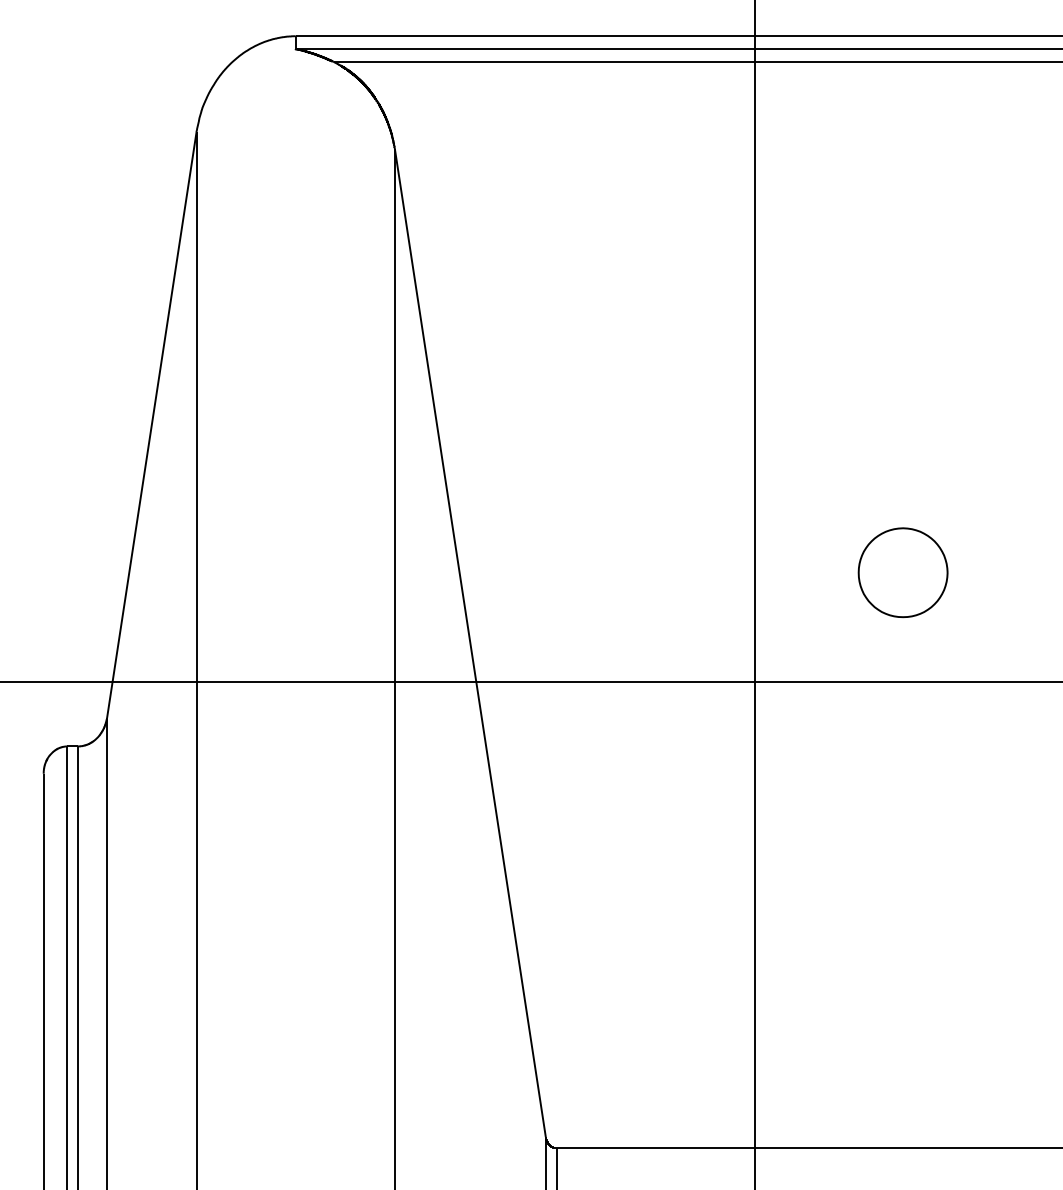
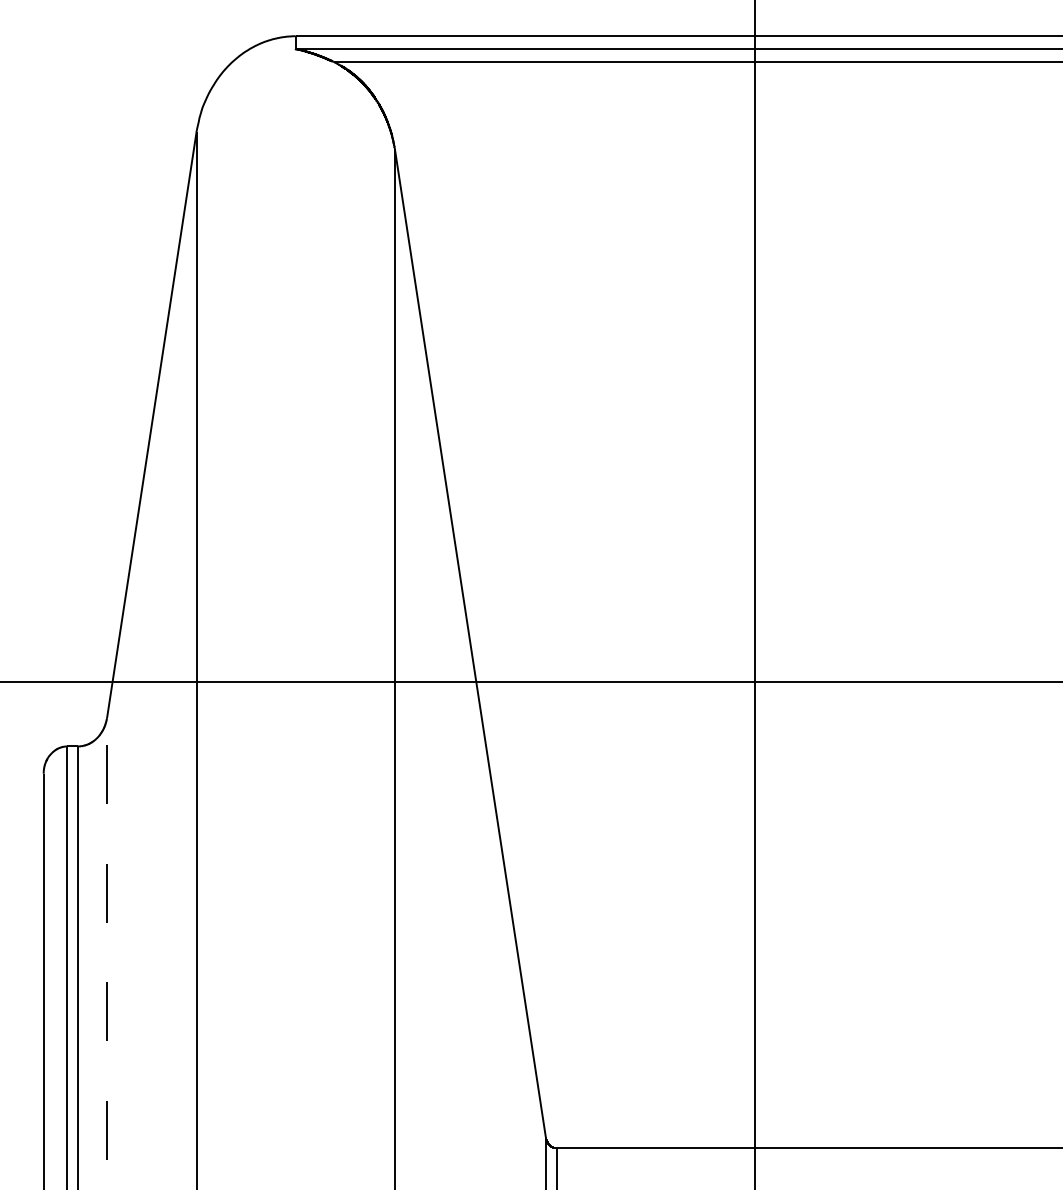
part: present -> none (902, 572)
line: solid -> dashed (107, 953)
